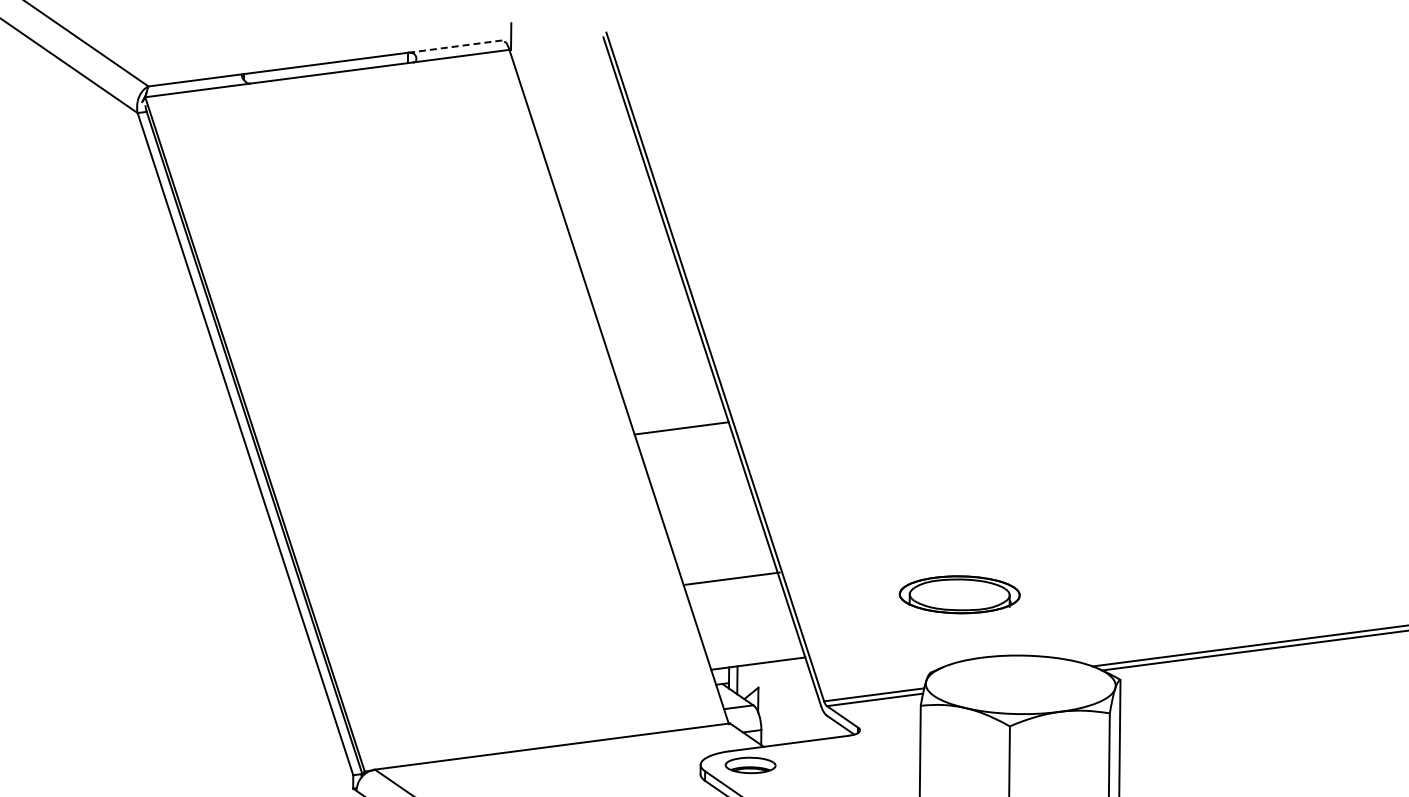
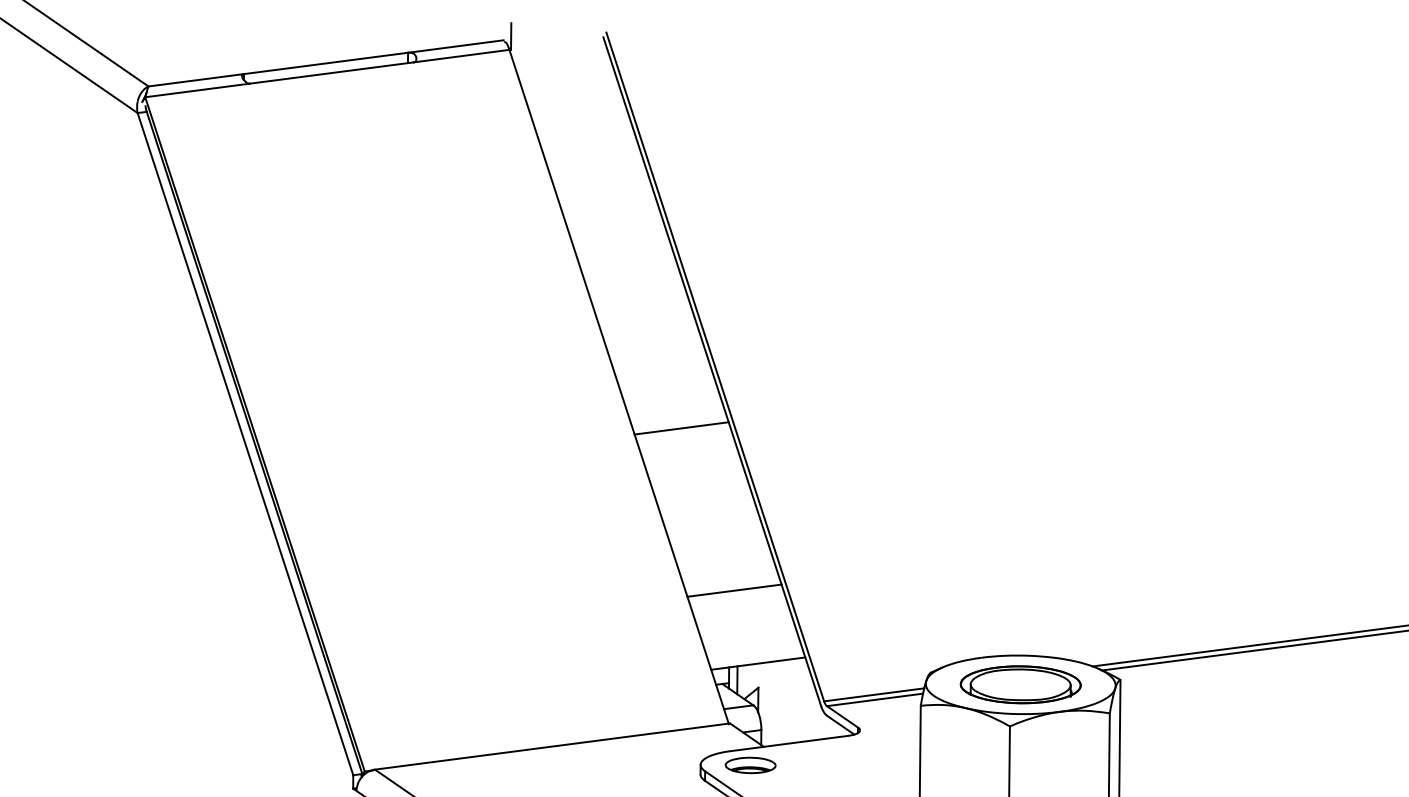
line: dashed -> solid (456, 46)
line position: (732, 578) -> (734, 590) (734, 590)
part position: (959, 594) -> (1020, 684) (1020, 684)
